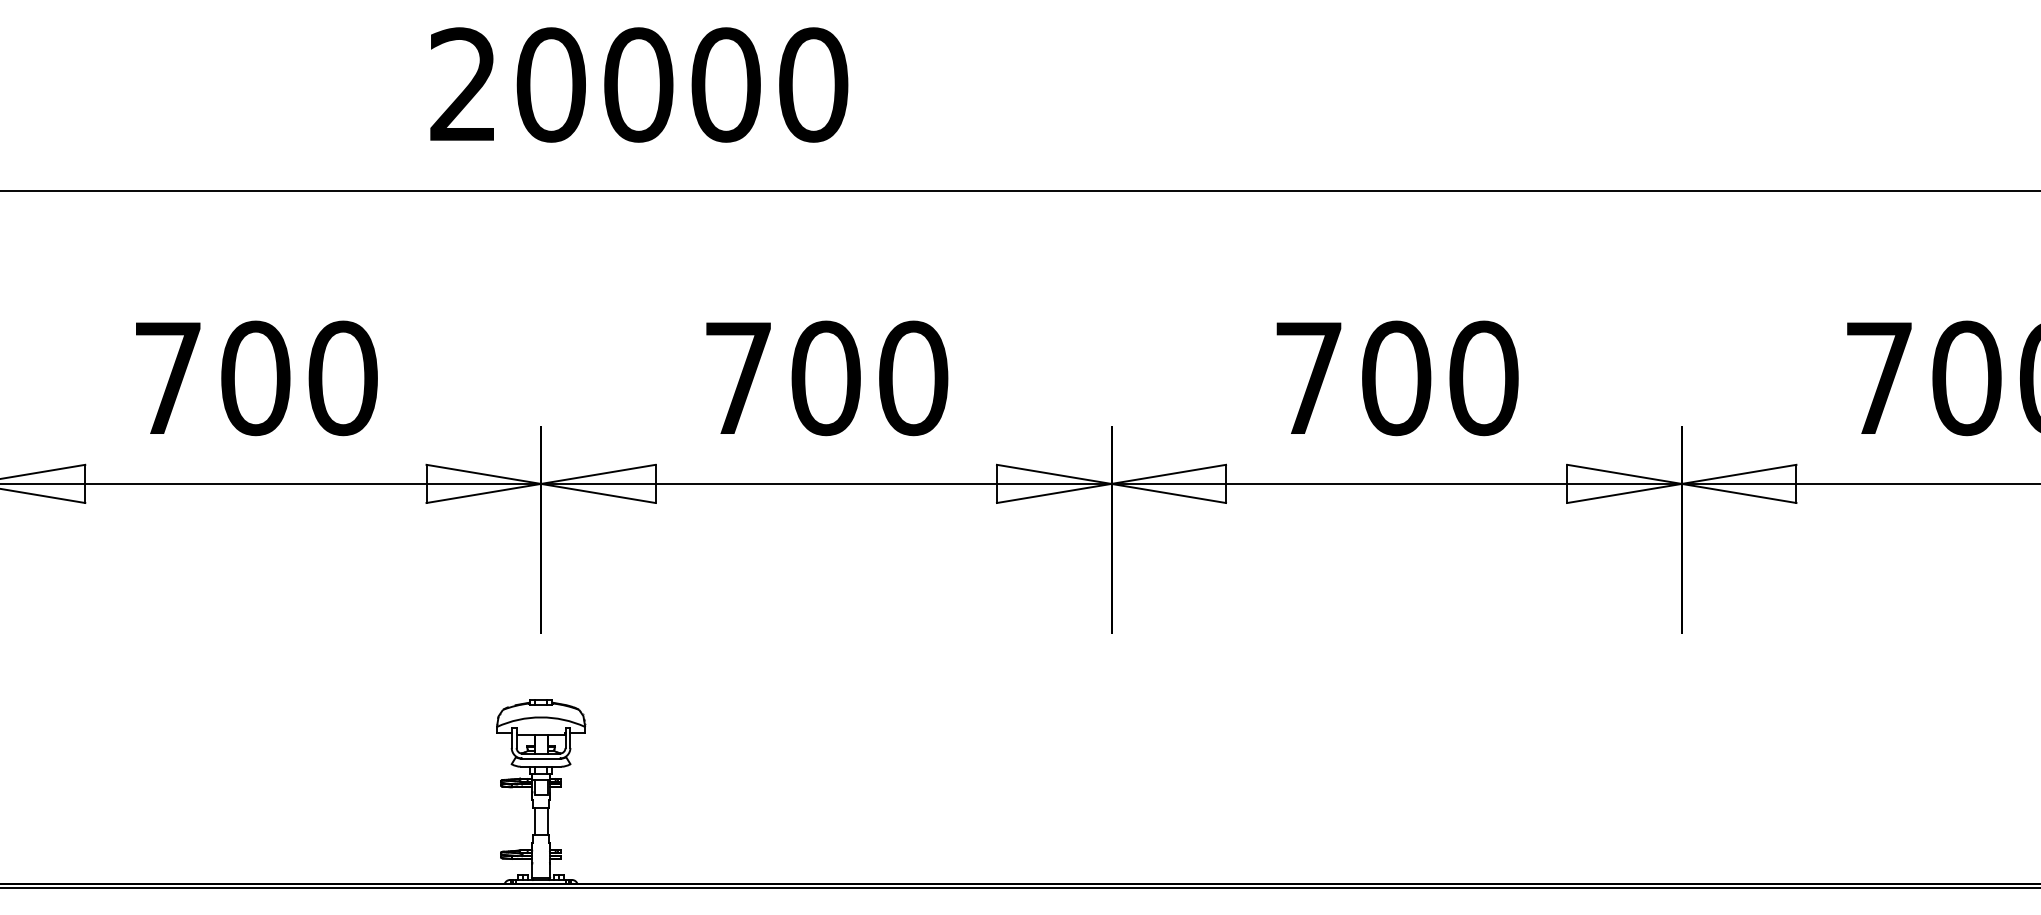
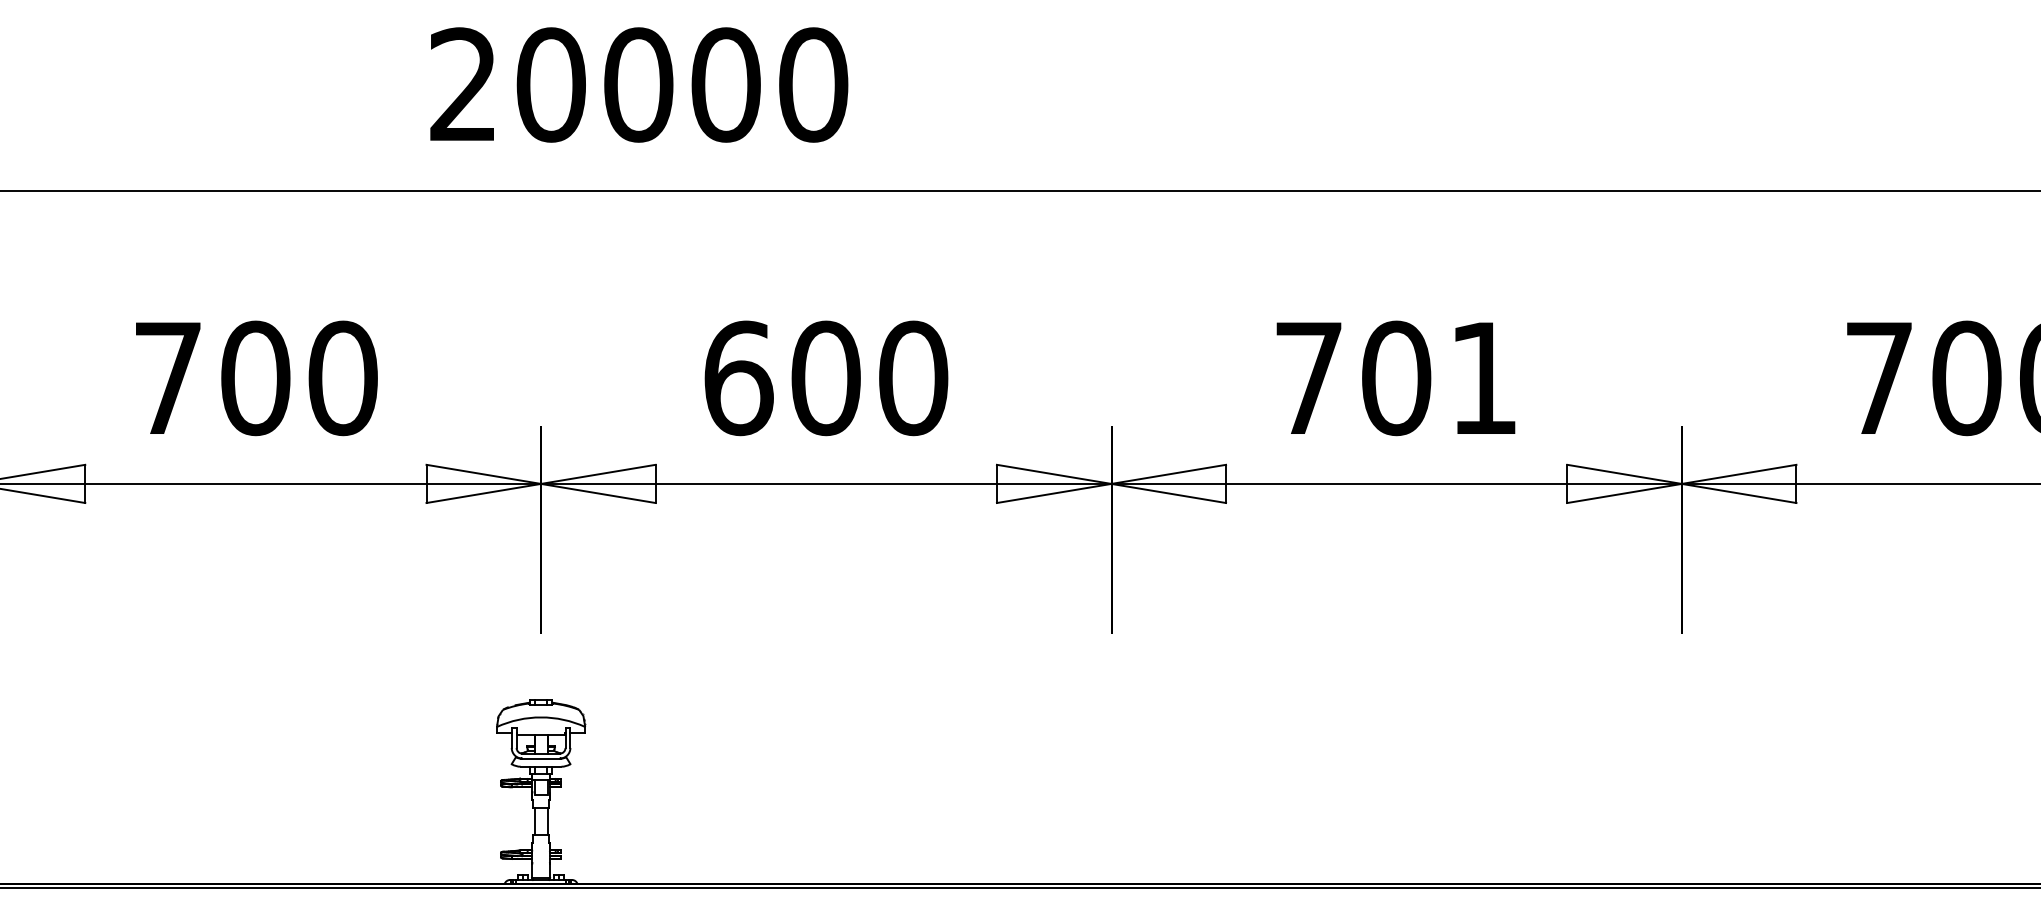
text: 700 -> 600 (738, 378)
text: 700 -> 701 (1483, 378)
